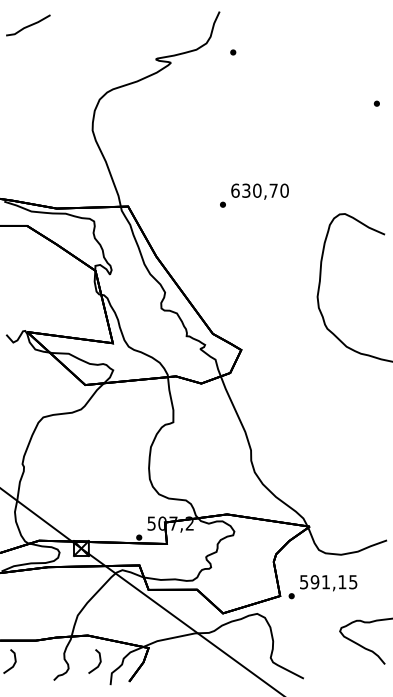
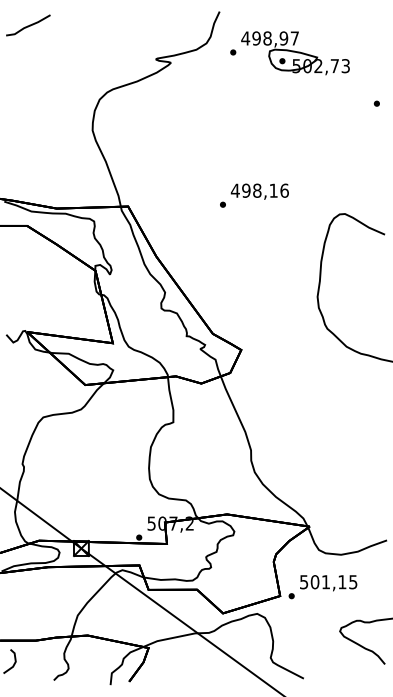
part: none -> present (295, 53)
text: 630,70 -> 498,16 (259, 190)
text: 591,15 -> 501,15 (314, 582)
line: present -> none (98, 663)
